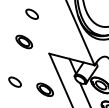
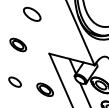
part size: 14x12 px -> 19x16 px (32, 13)
part position: (24, 41) -> (18, 44) (18, 44)
